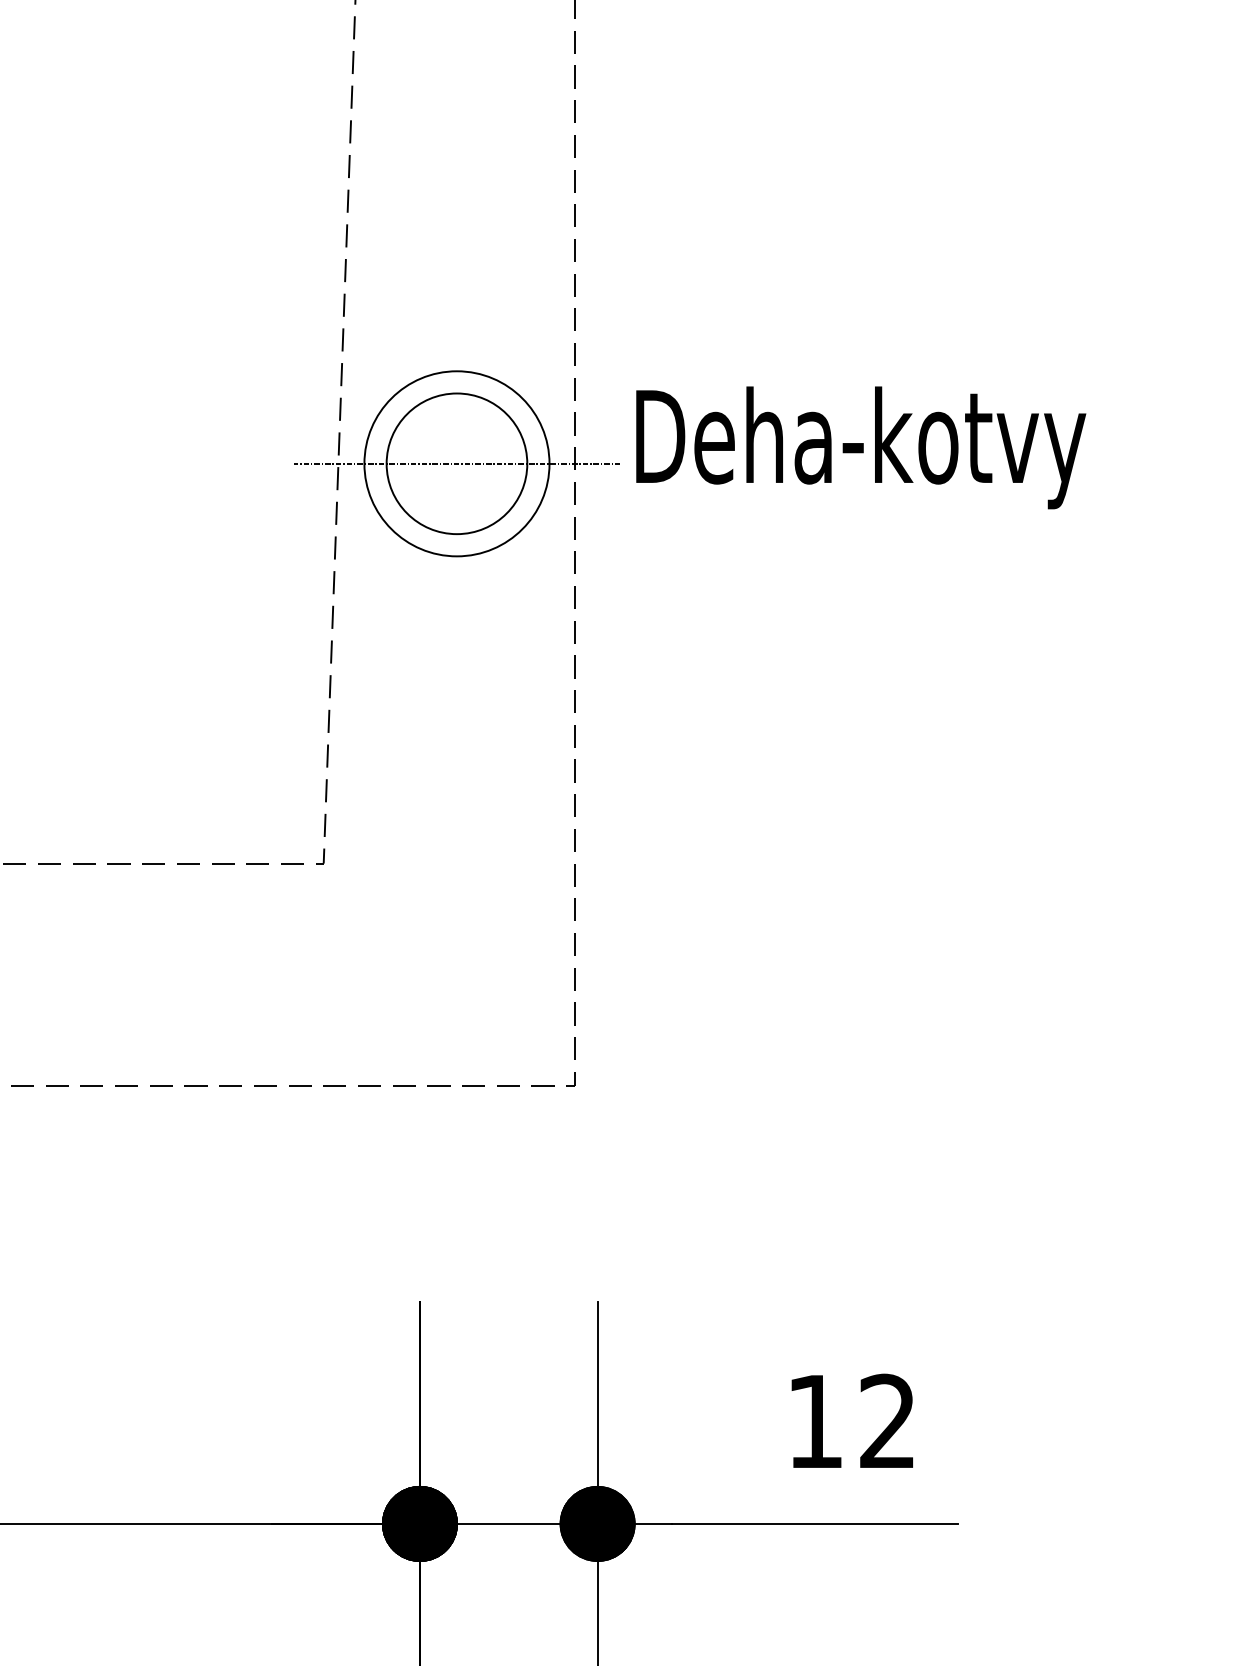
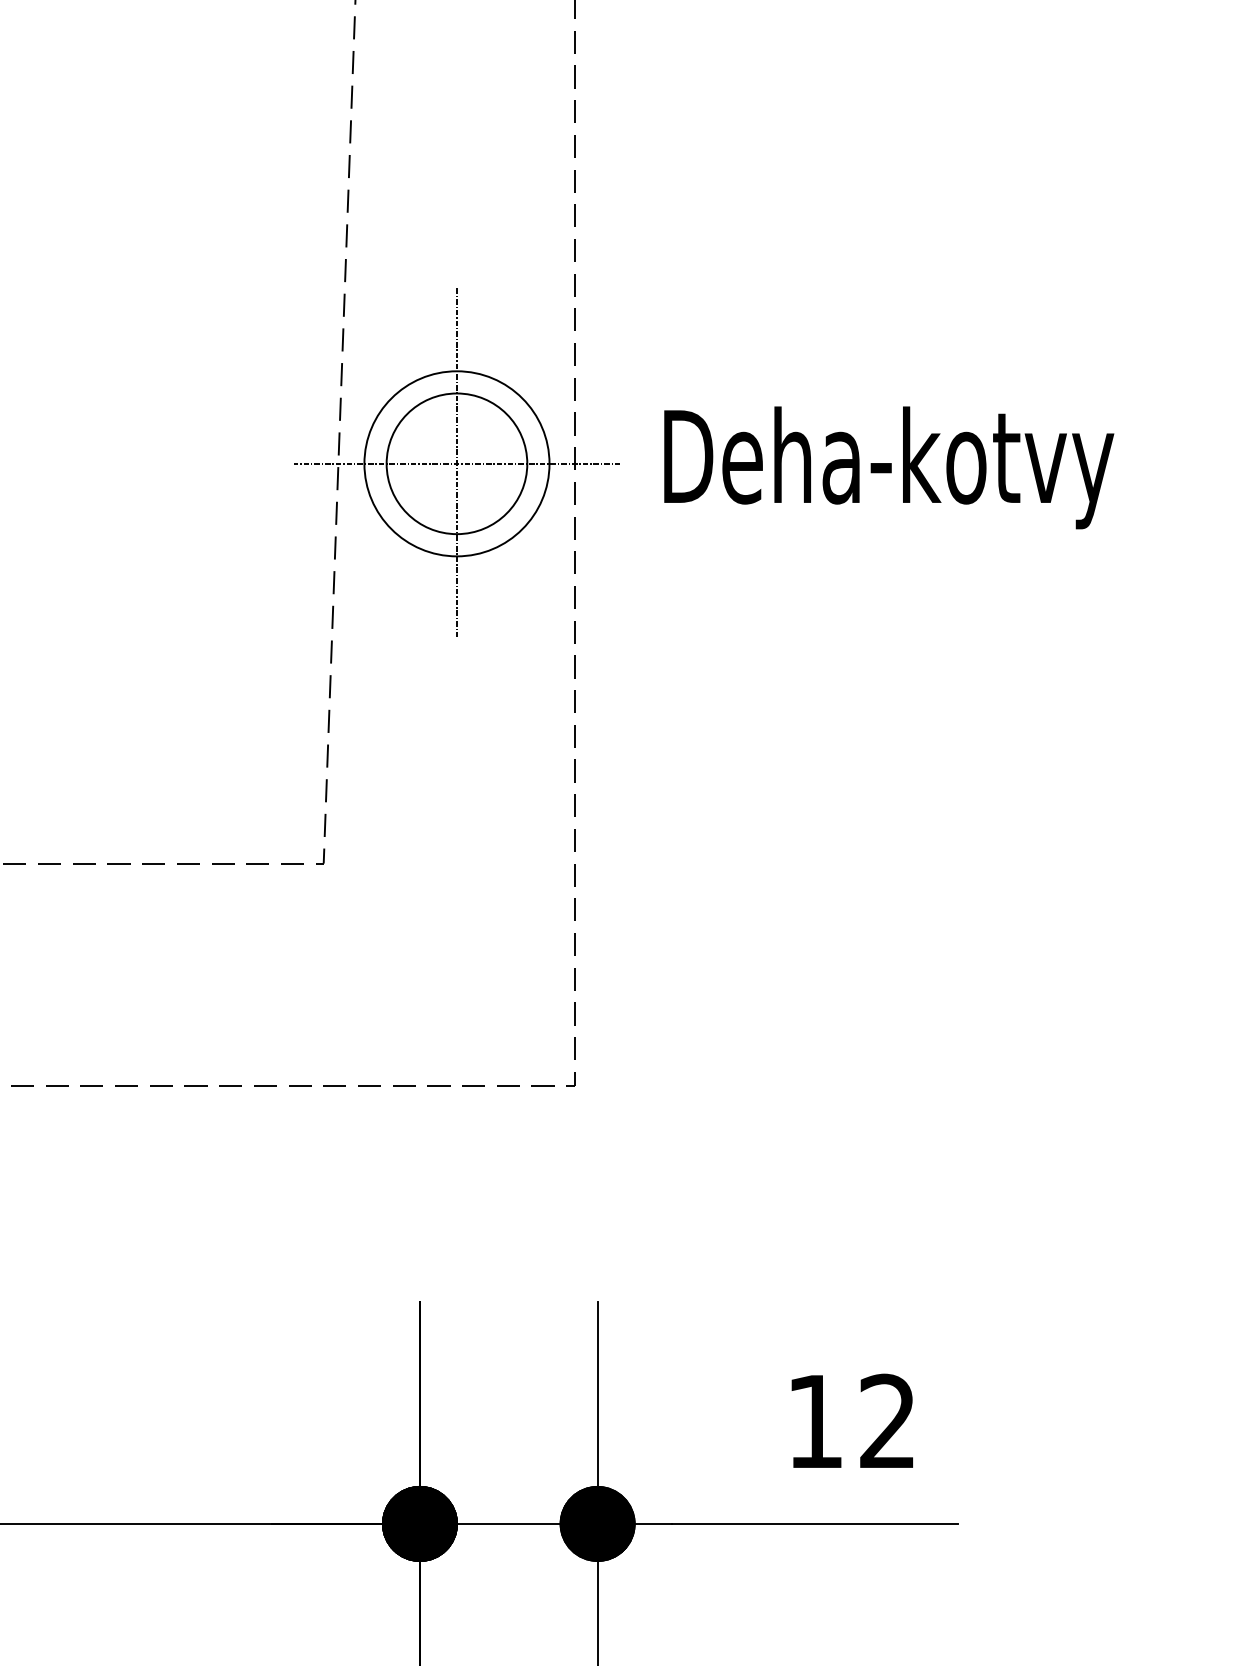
text position: (861, 447) -> (889, 467) (889, 467)
line: none -> present (456, 463)
